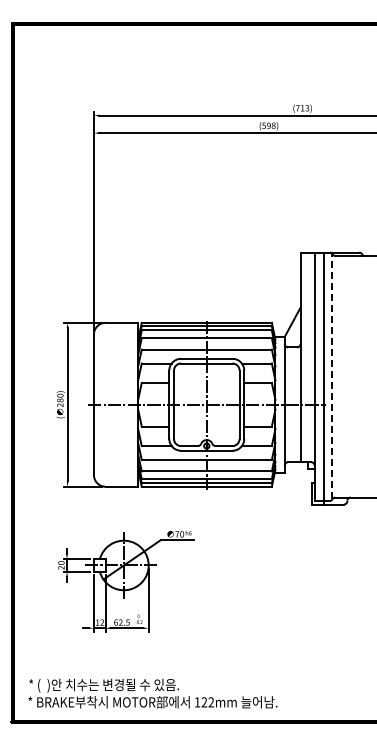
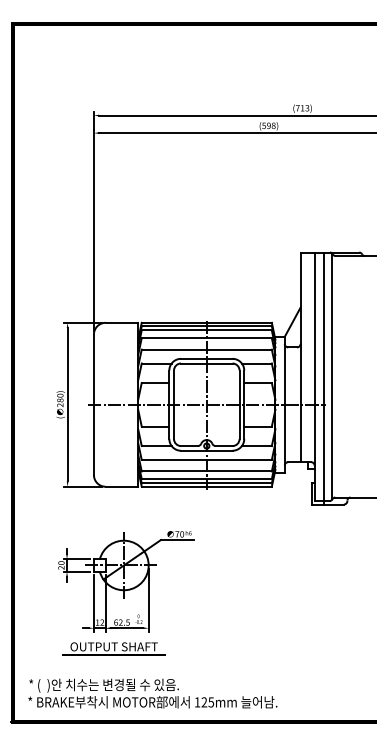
line: dashed -> solid (332, 376)
part: none -> present (113, 648)
text: 122mm -> 125mm (211, 702)
